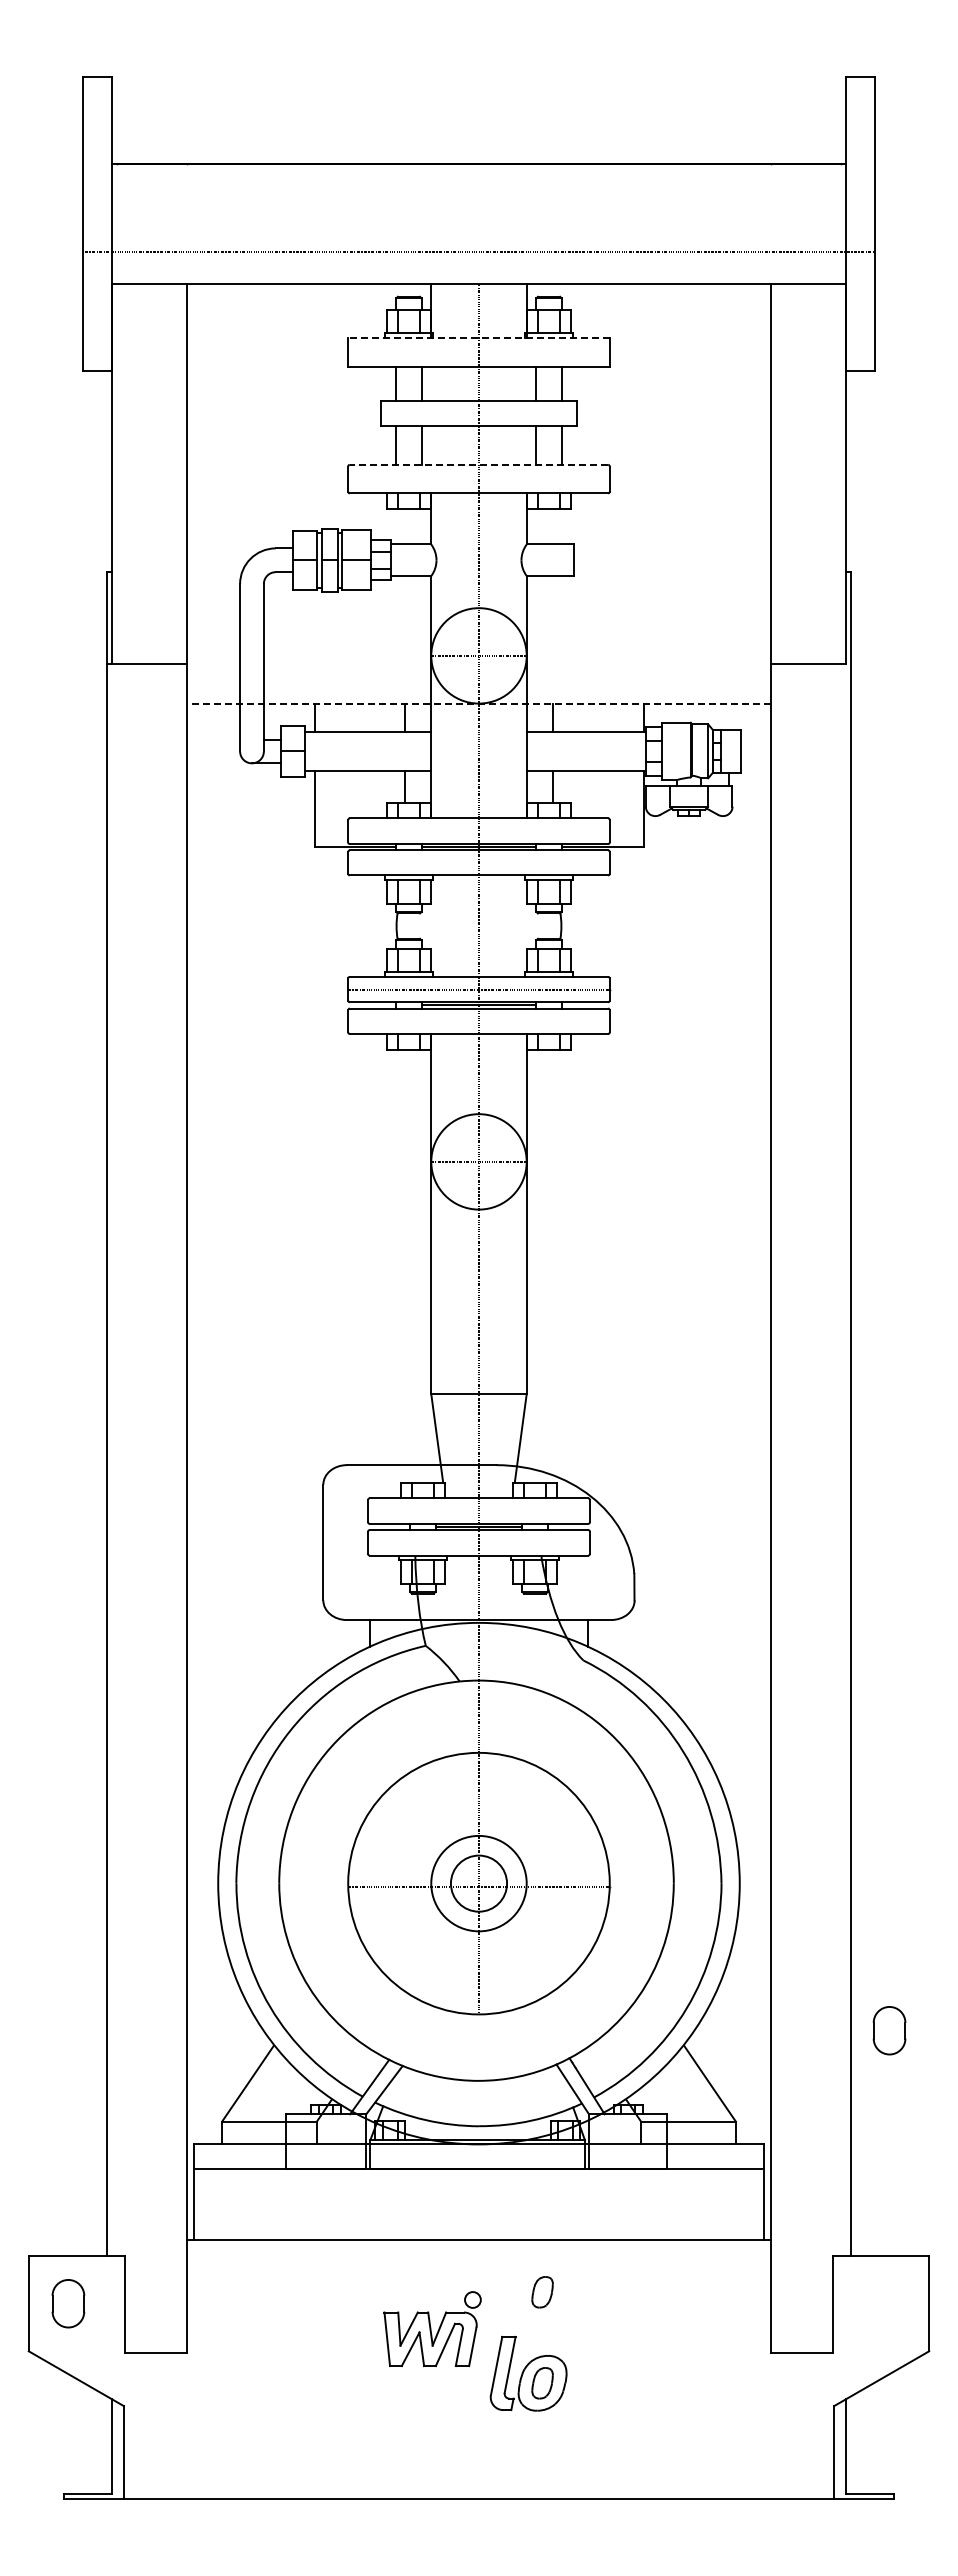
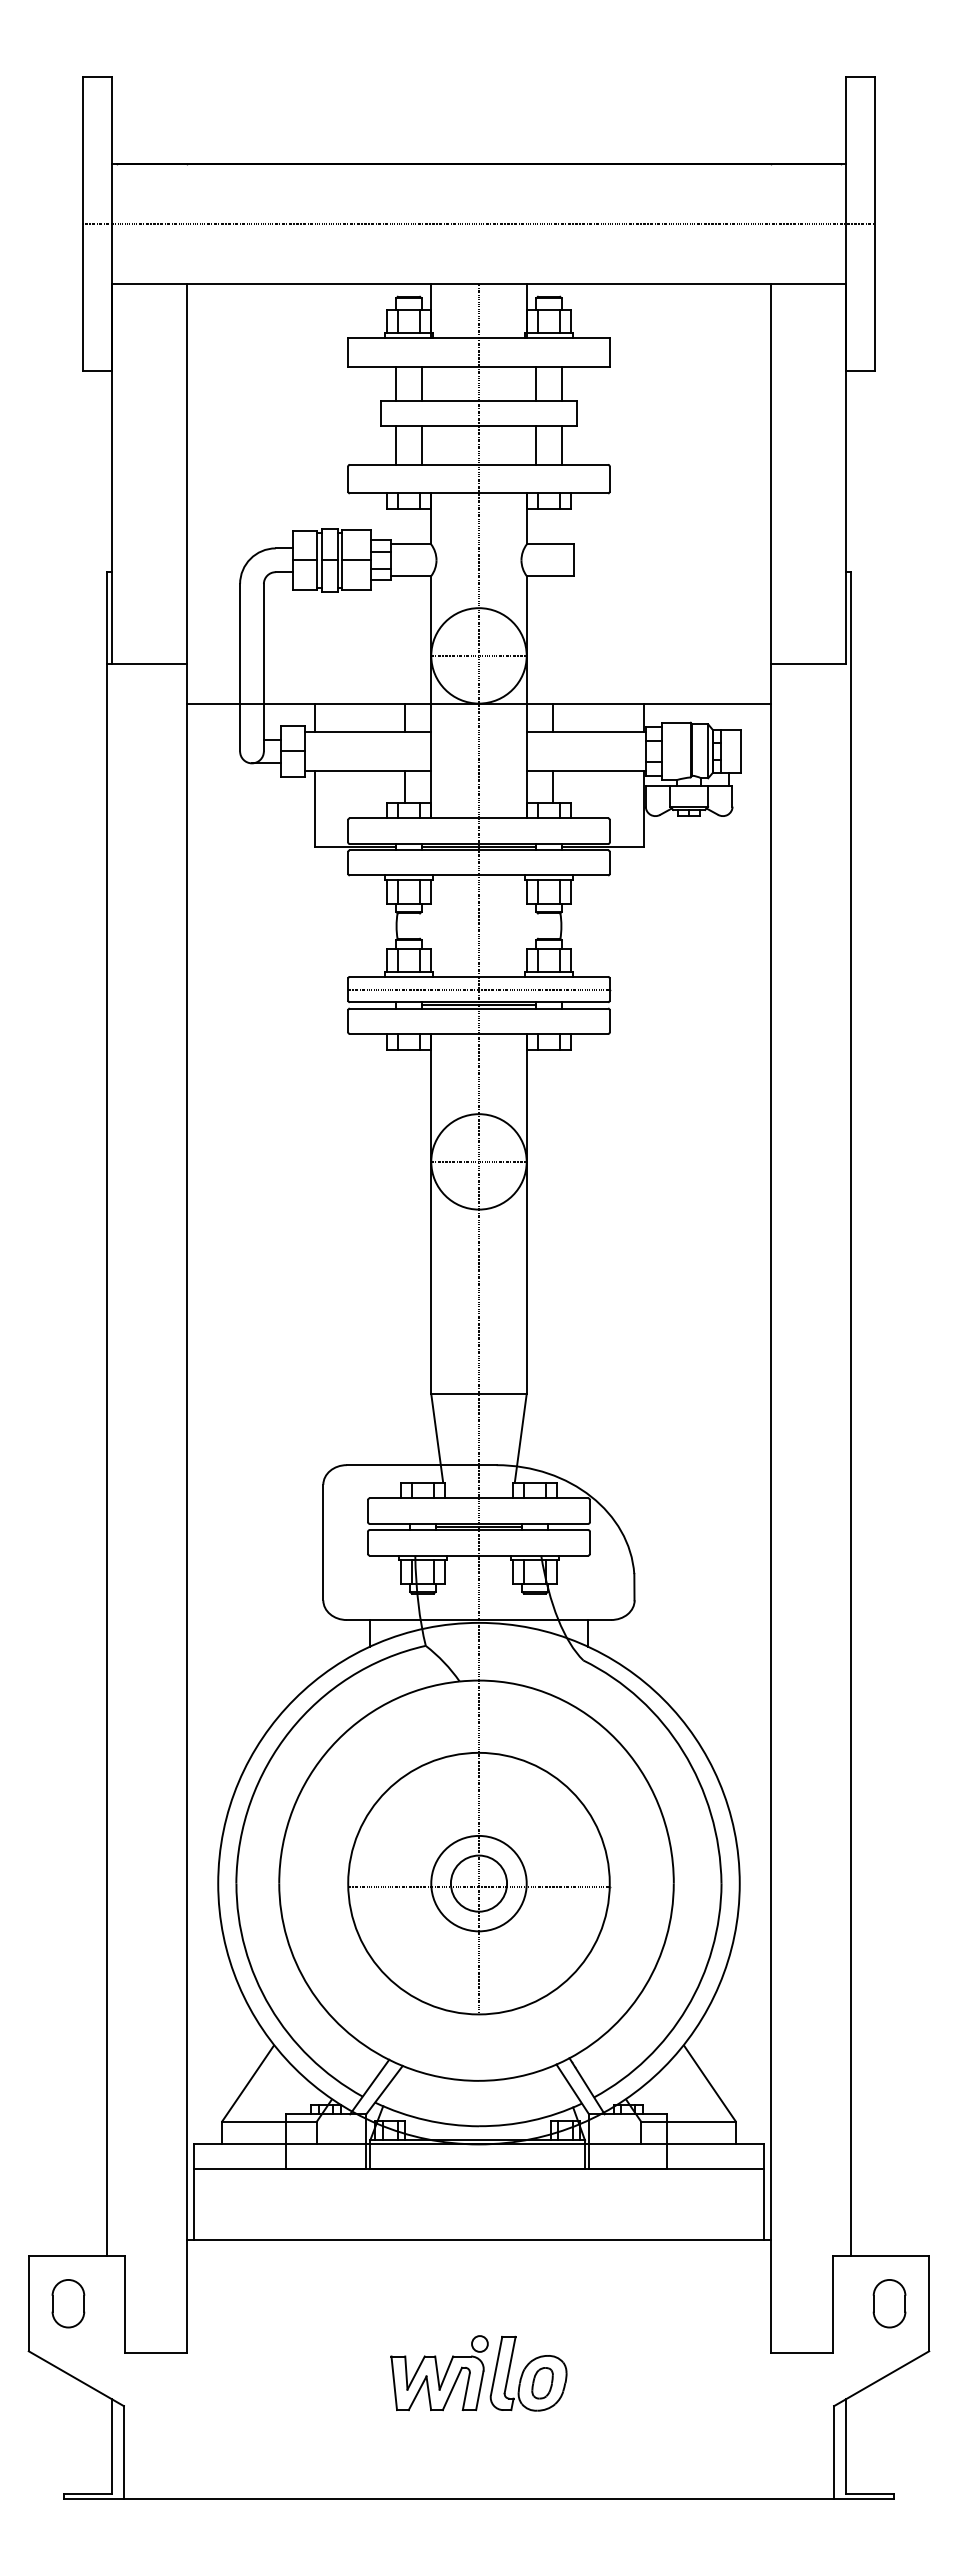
line position: (478, 251) -> (478, 223) (478, 223)
line: dashed -> solid (478, 338)
line: dashed -> solid (478, 464)
line: dashed -> solid (478, 704)
part position: (889, 2030) -> (889, 2303) (889, 2303)
part: present -> none (542, 2292)
part position: (432, 2329) -> (439, 2373) (439, 2373)
